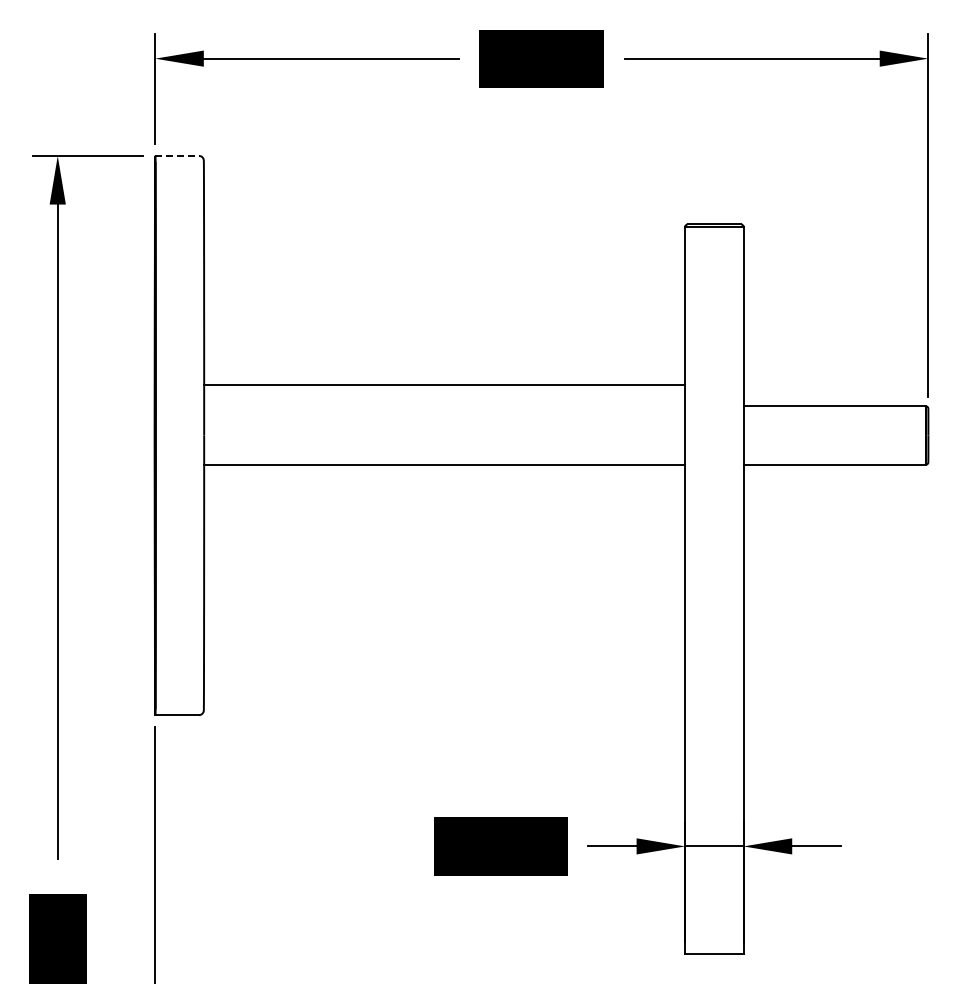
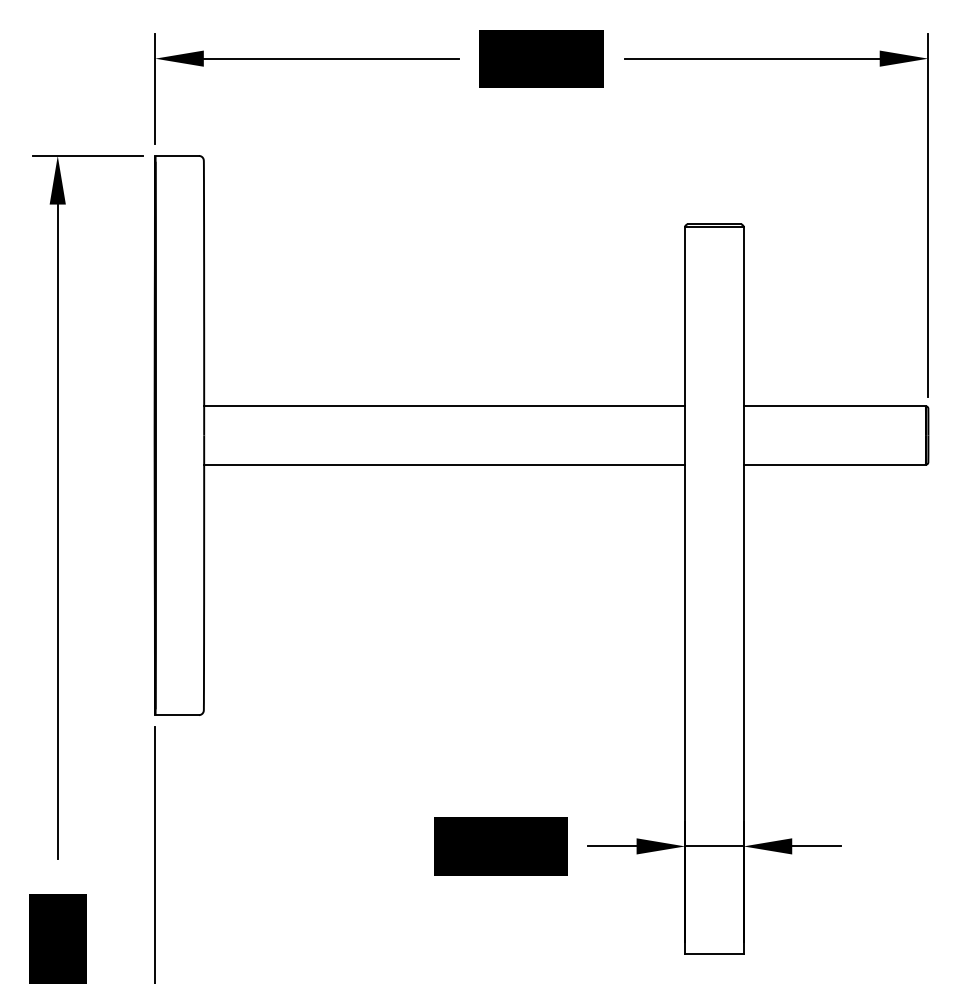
line: dashed -> solid (177, 155)
line position: (444, 385) -> (444, 406) (444, 406)
